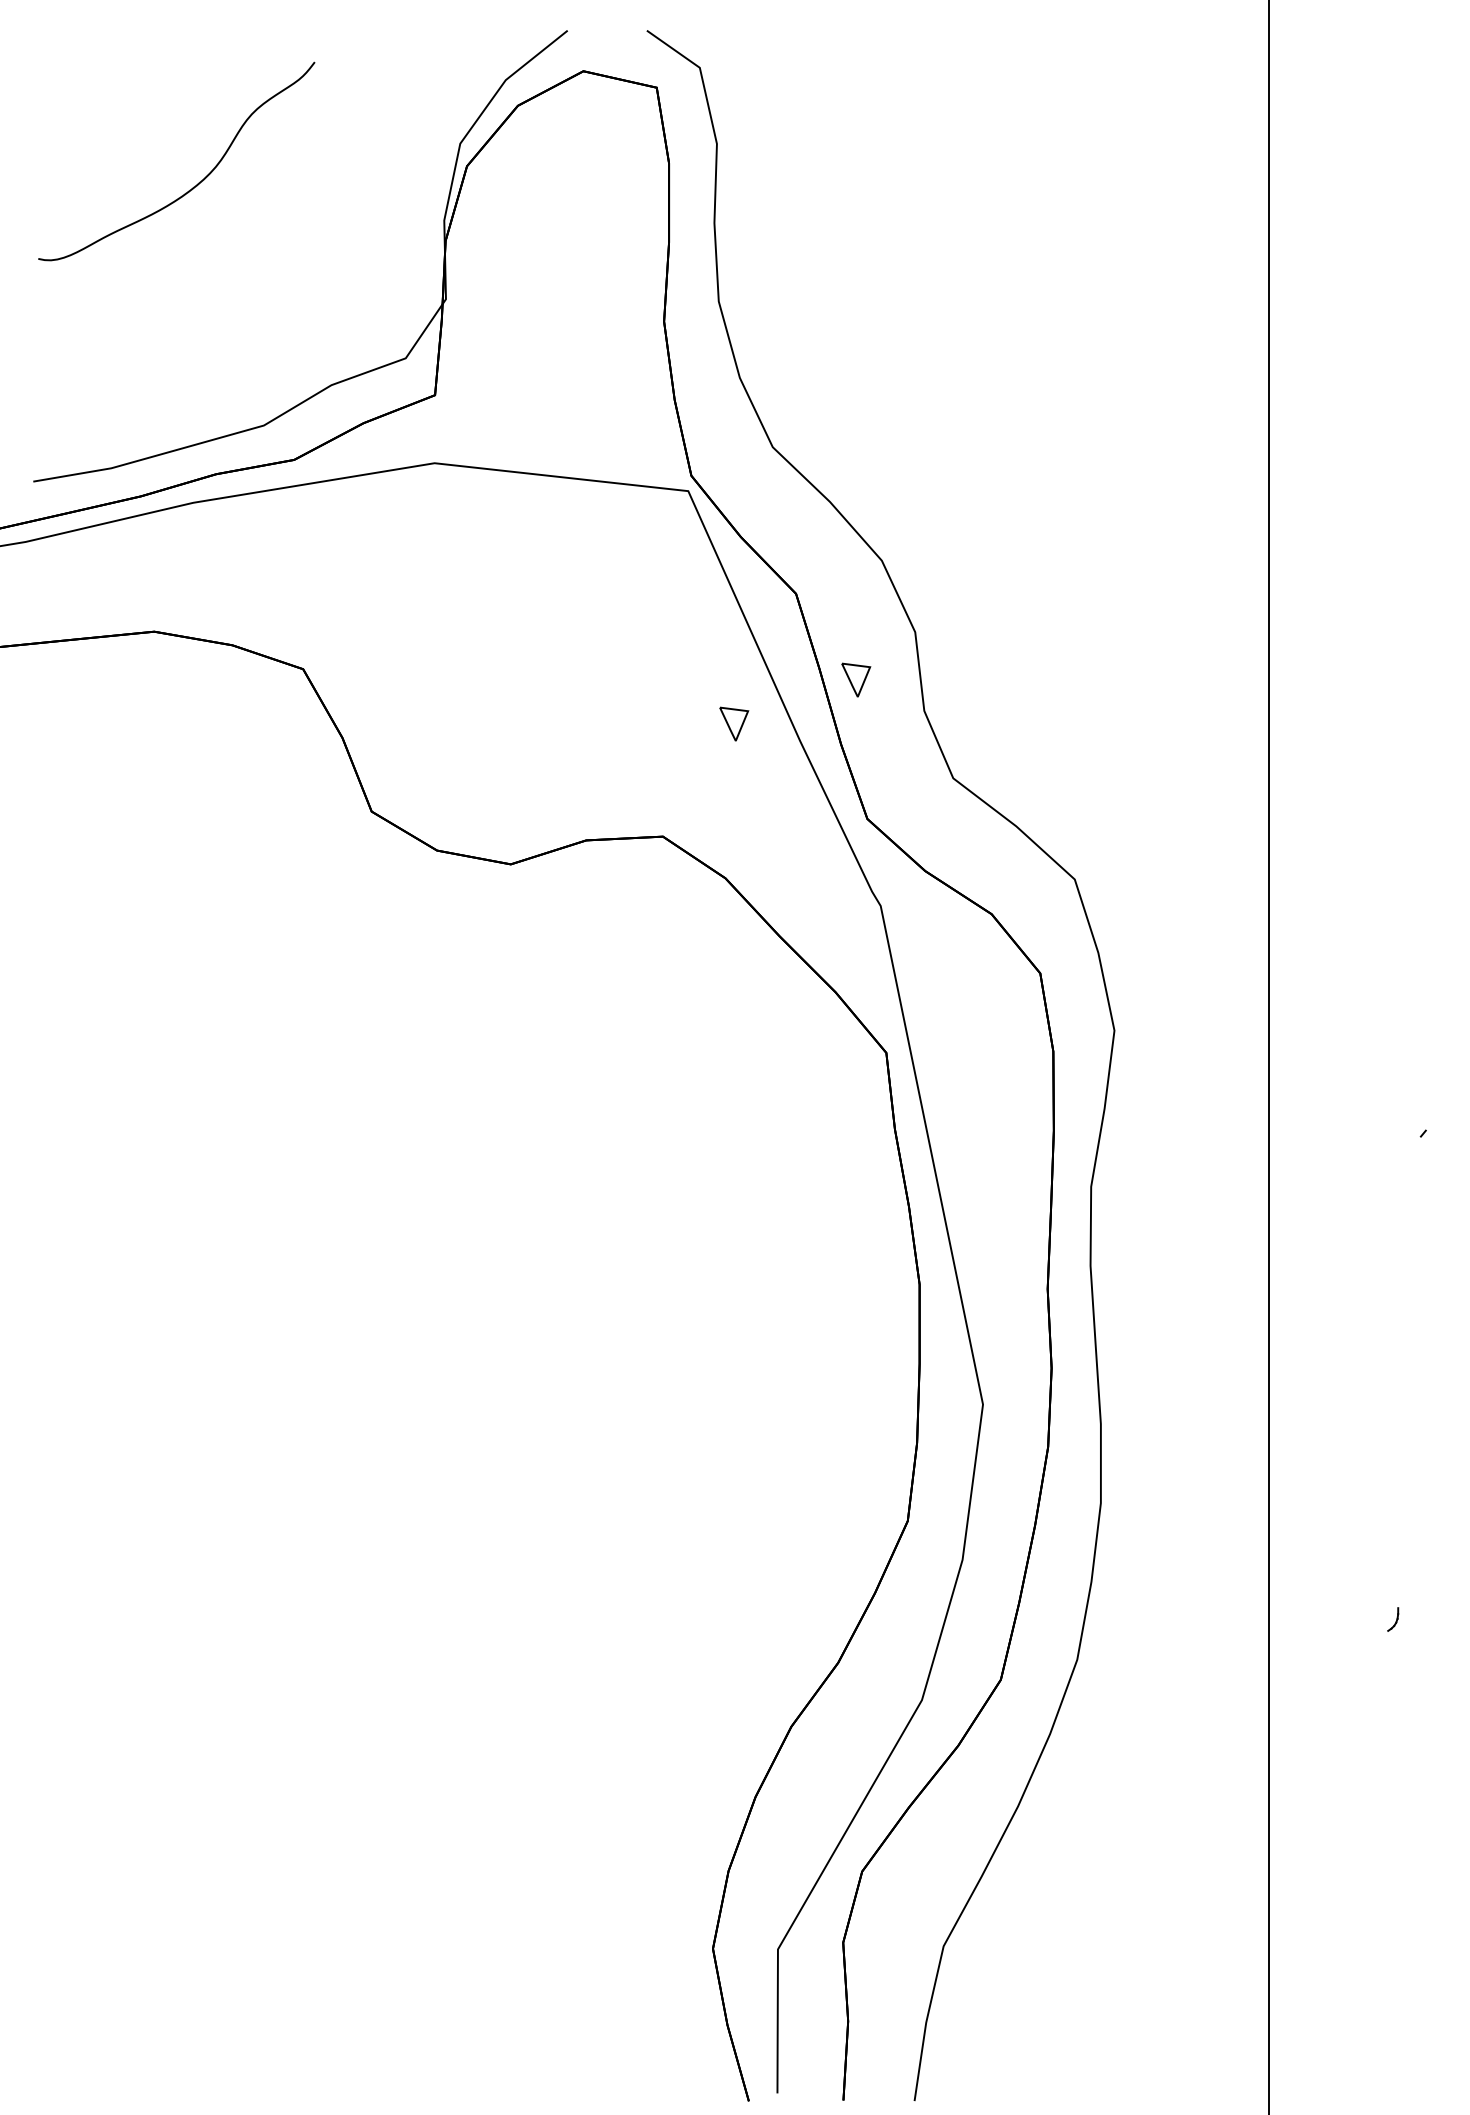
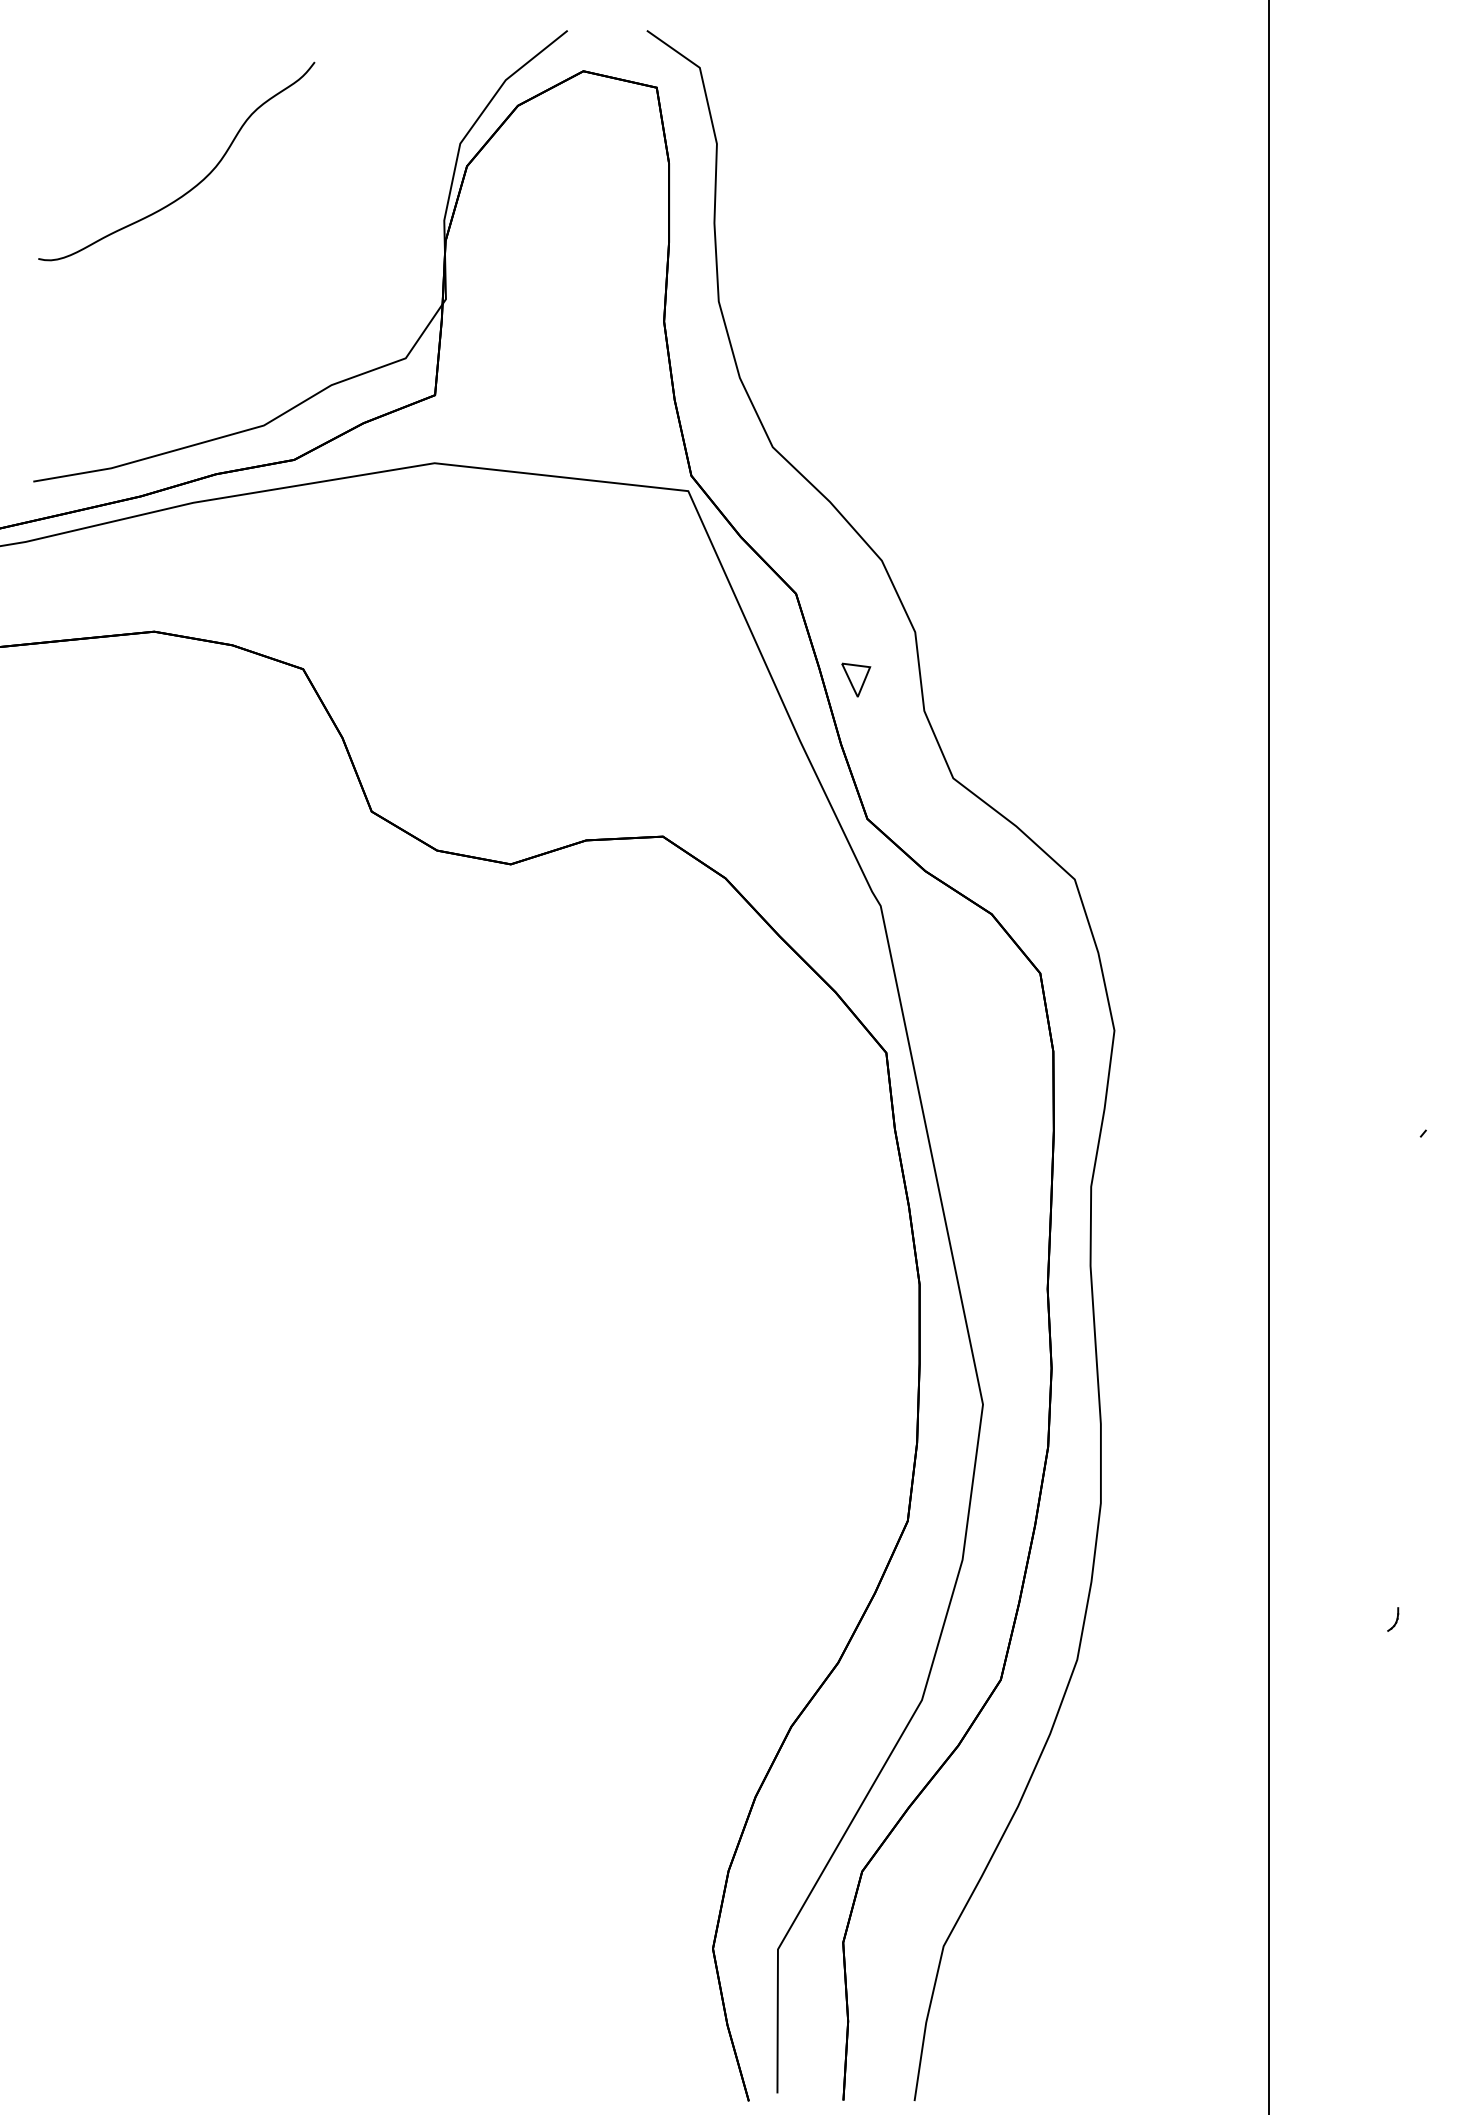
part: present -> none (734, 723)
